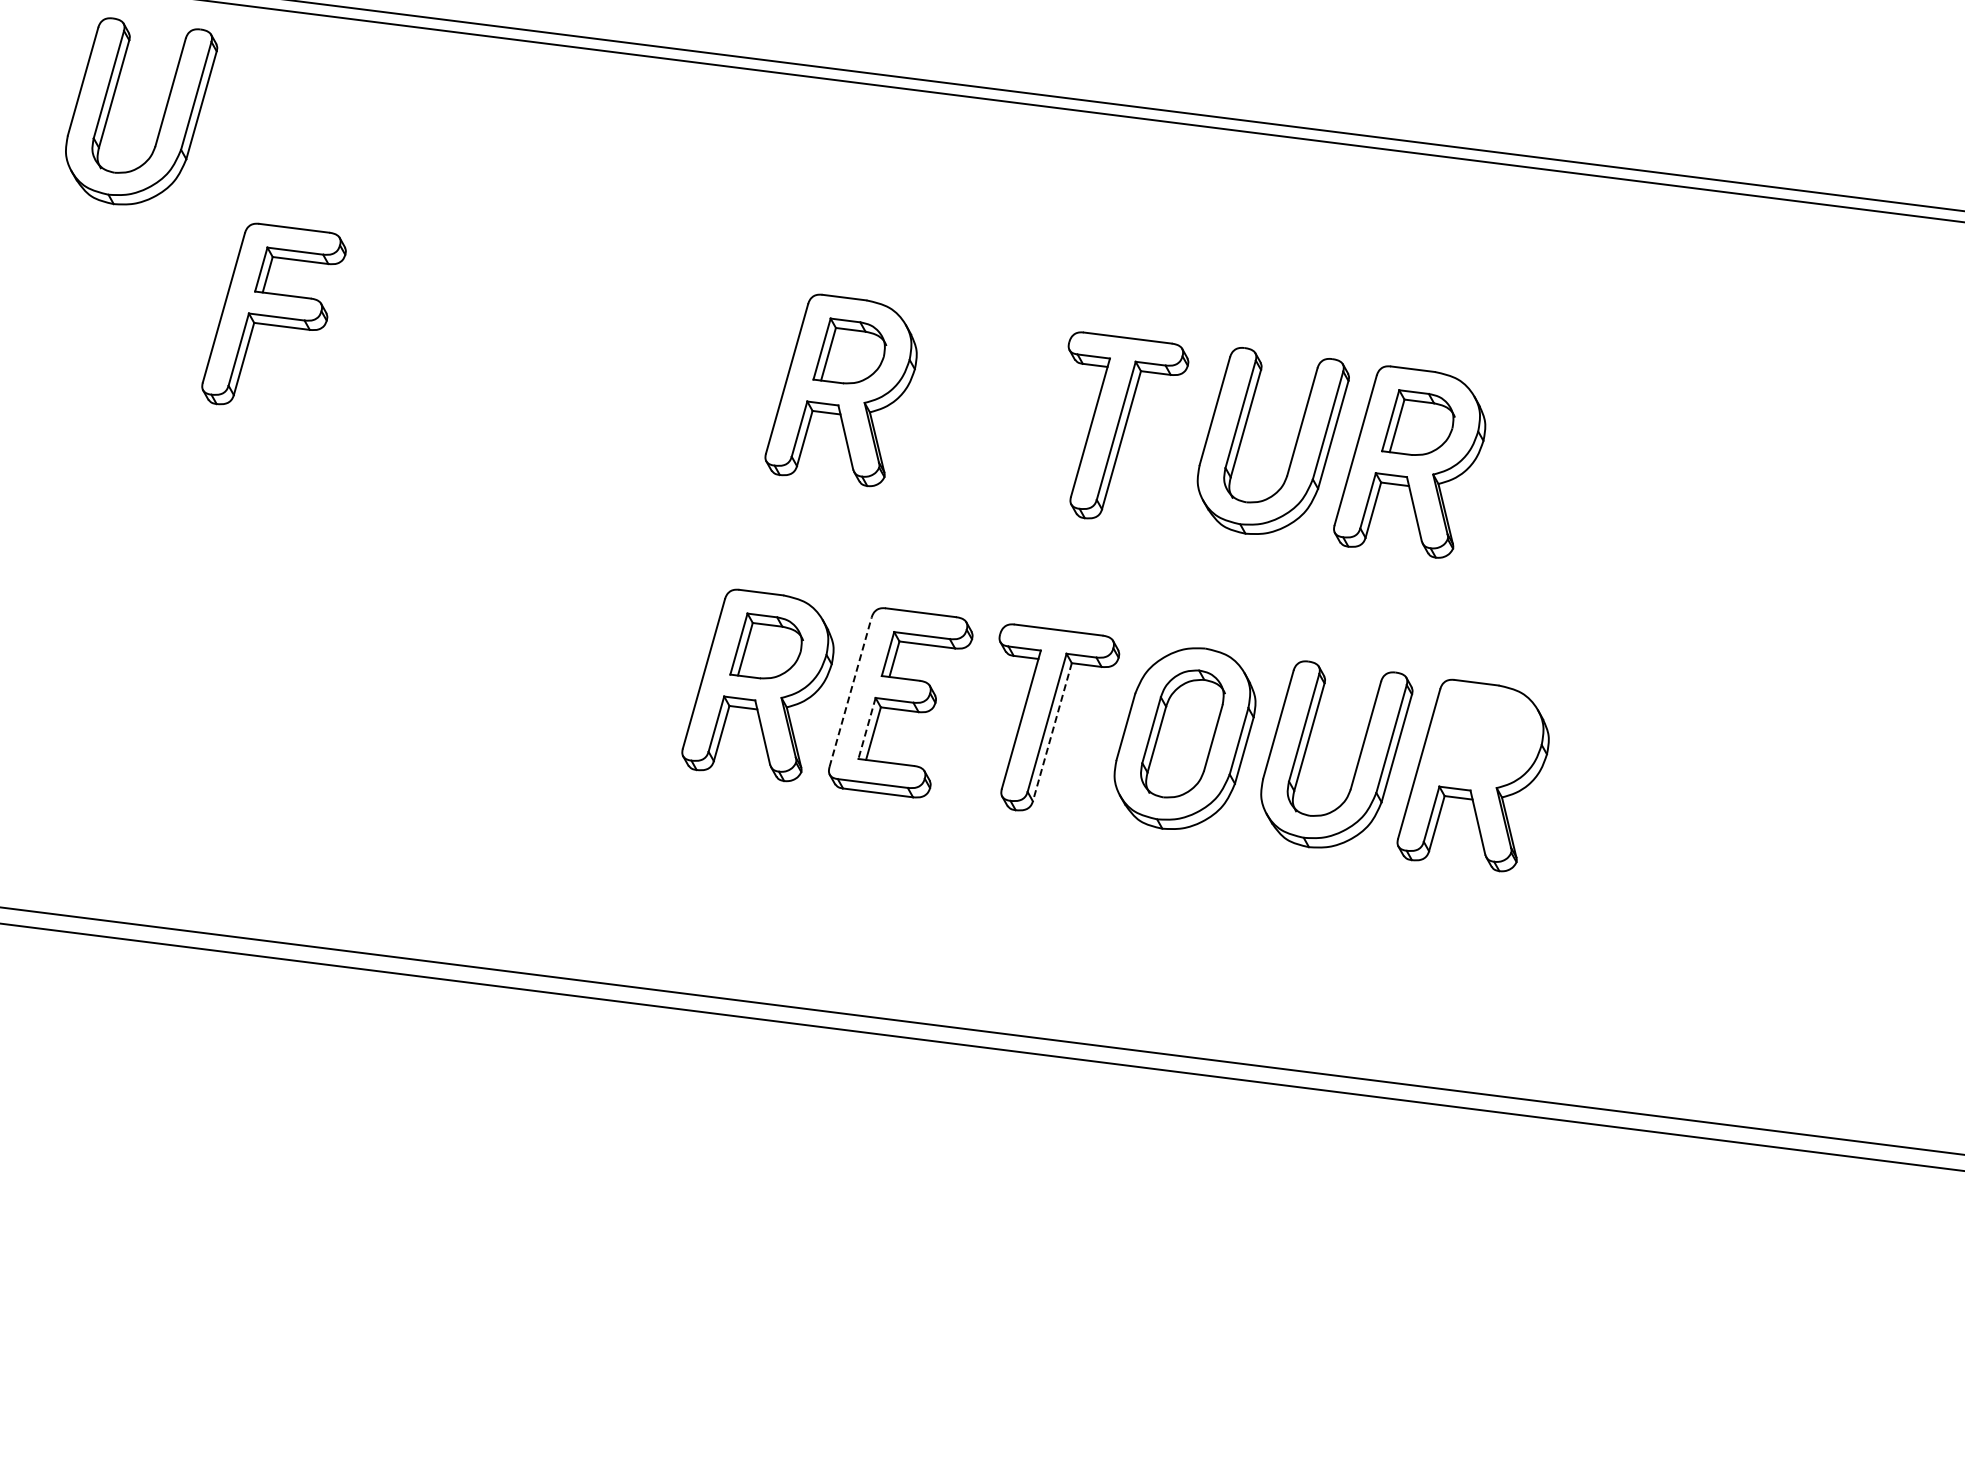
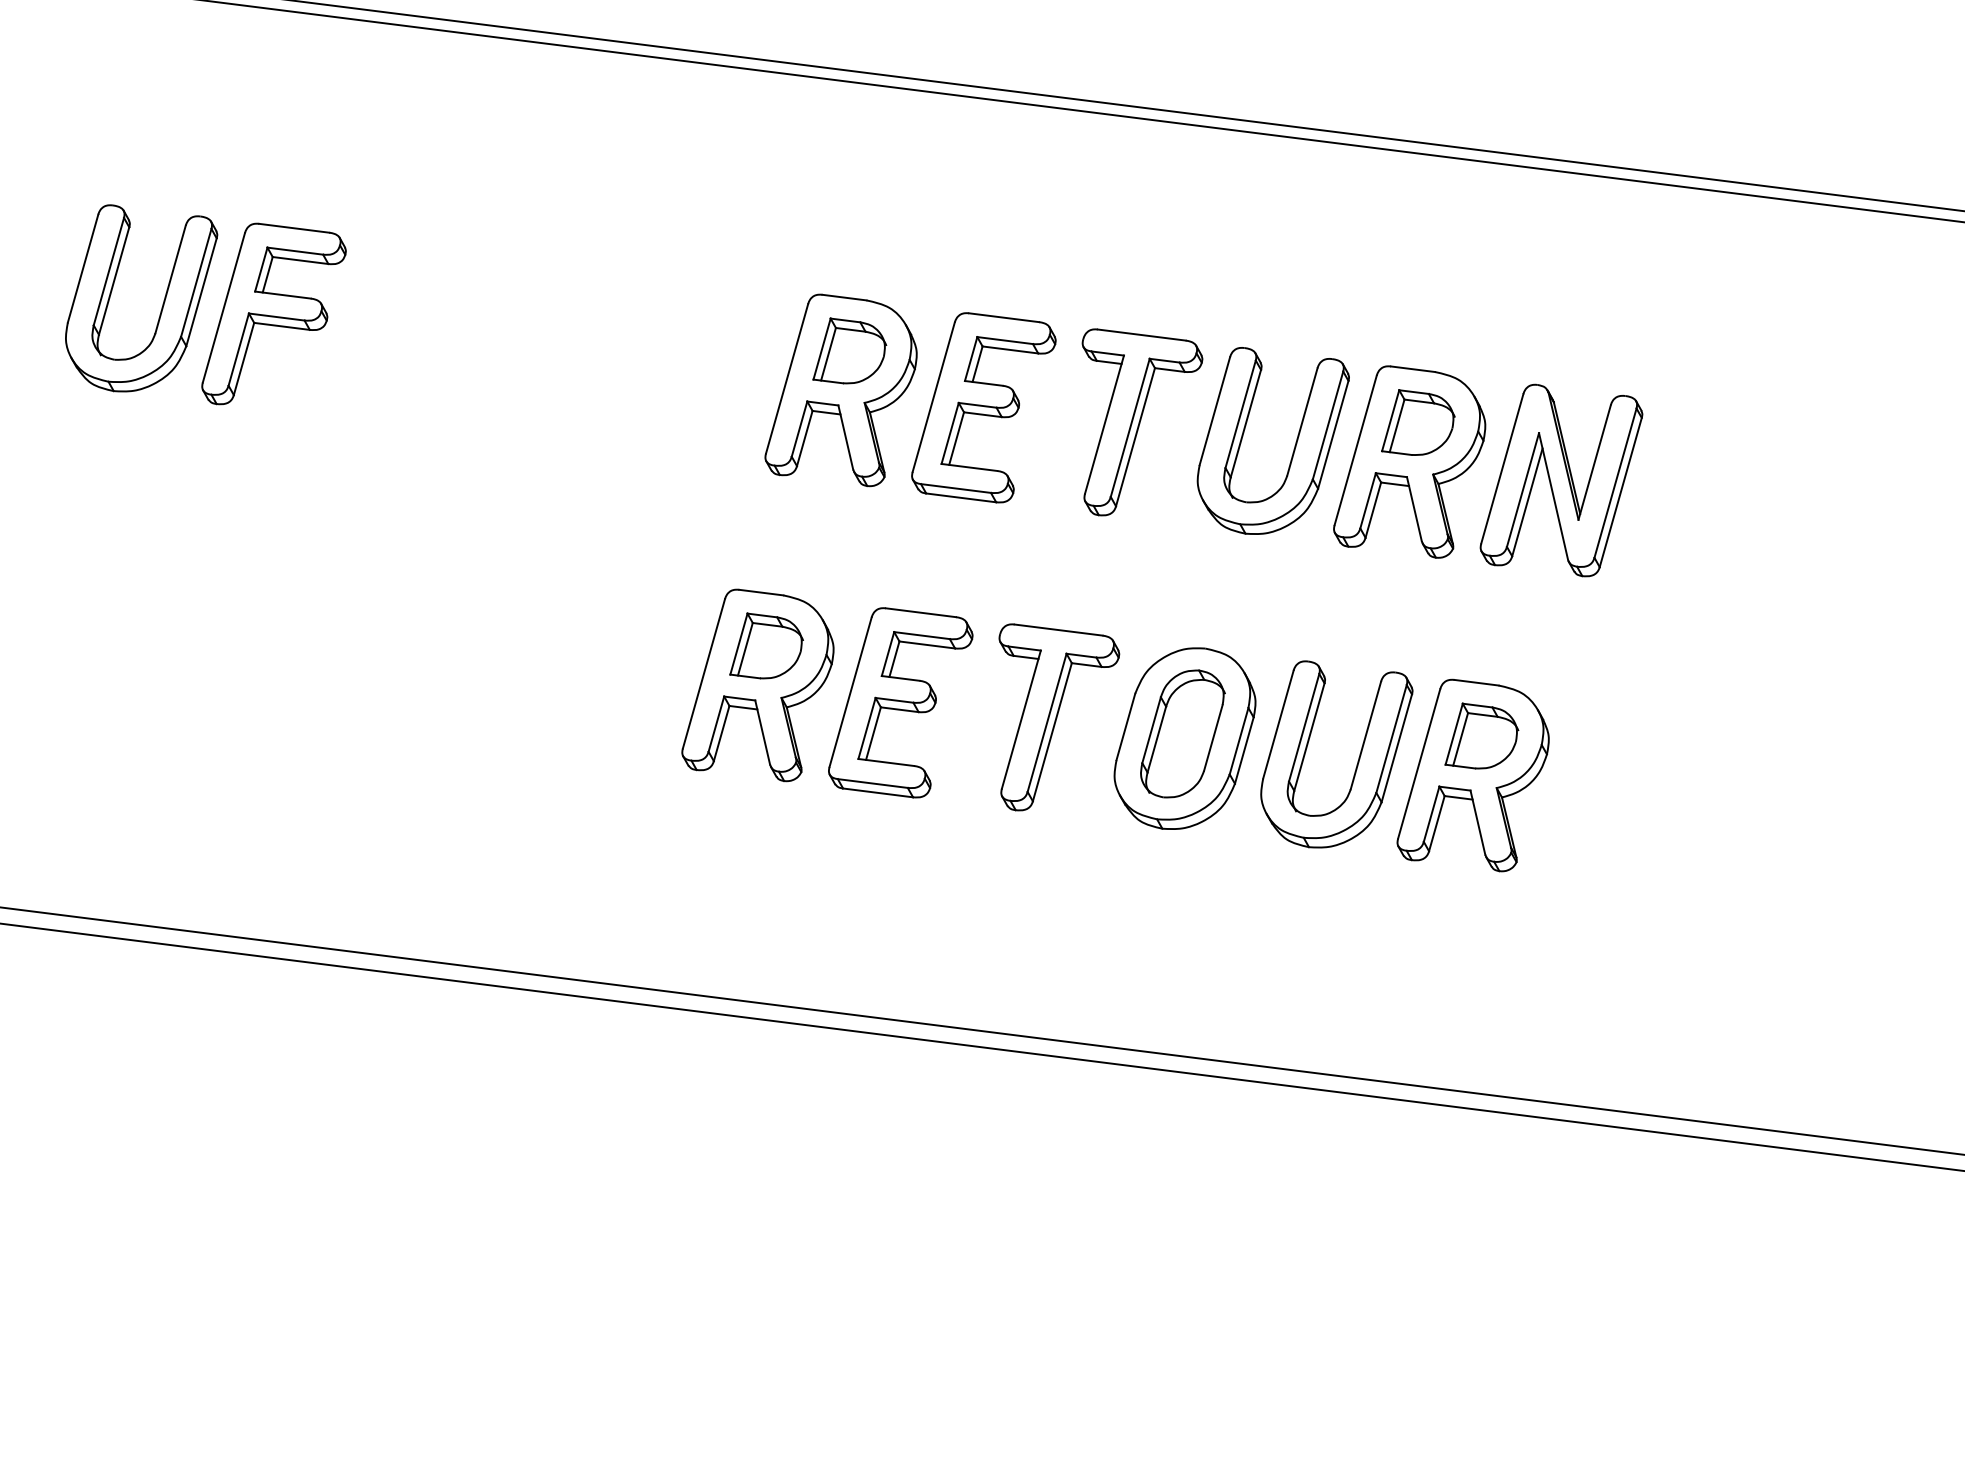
part position: (162, 116) -> (162, 303) (162, 303)
part: none -> present (983, 407)
part position: (1128, 425) -> (1142, 422) (1142, 422)
part: none -> present (1561, 480)
line: dashed -> solid (850, 692)
line: dashed -> solid (867, 728)
line: dashed -> solid (1052, 732)
part: none -> present (1481, 735)
